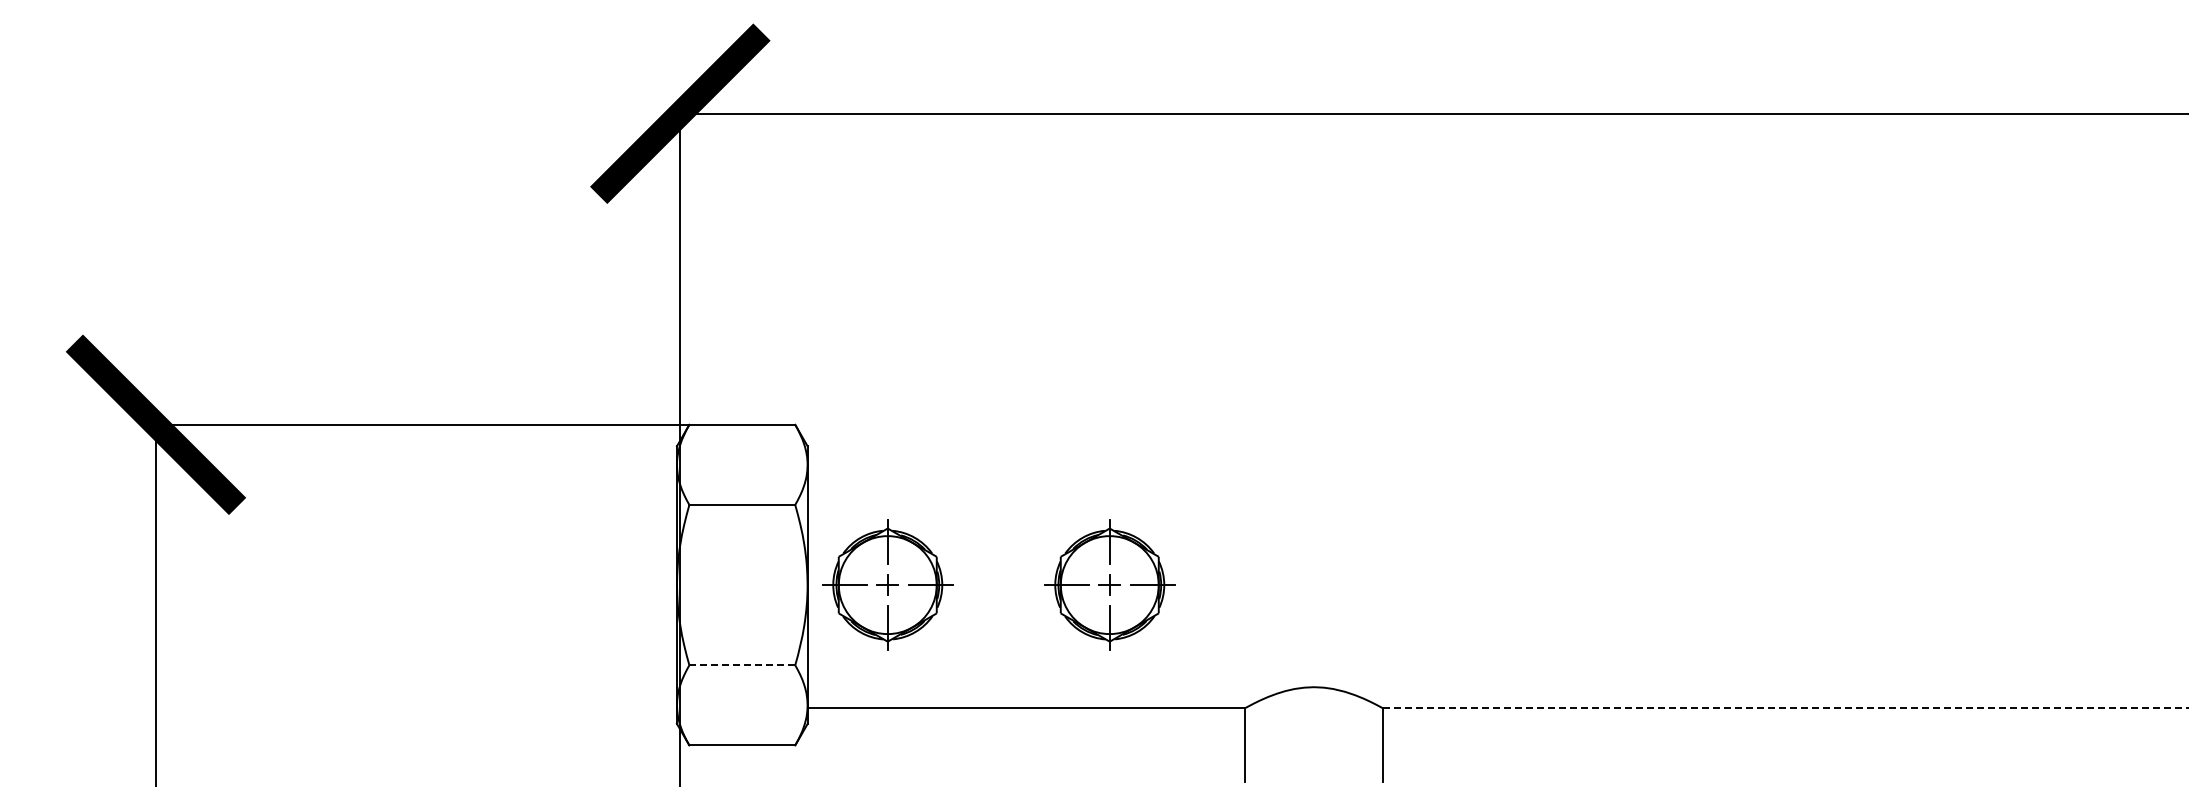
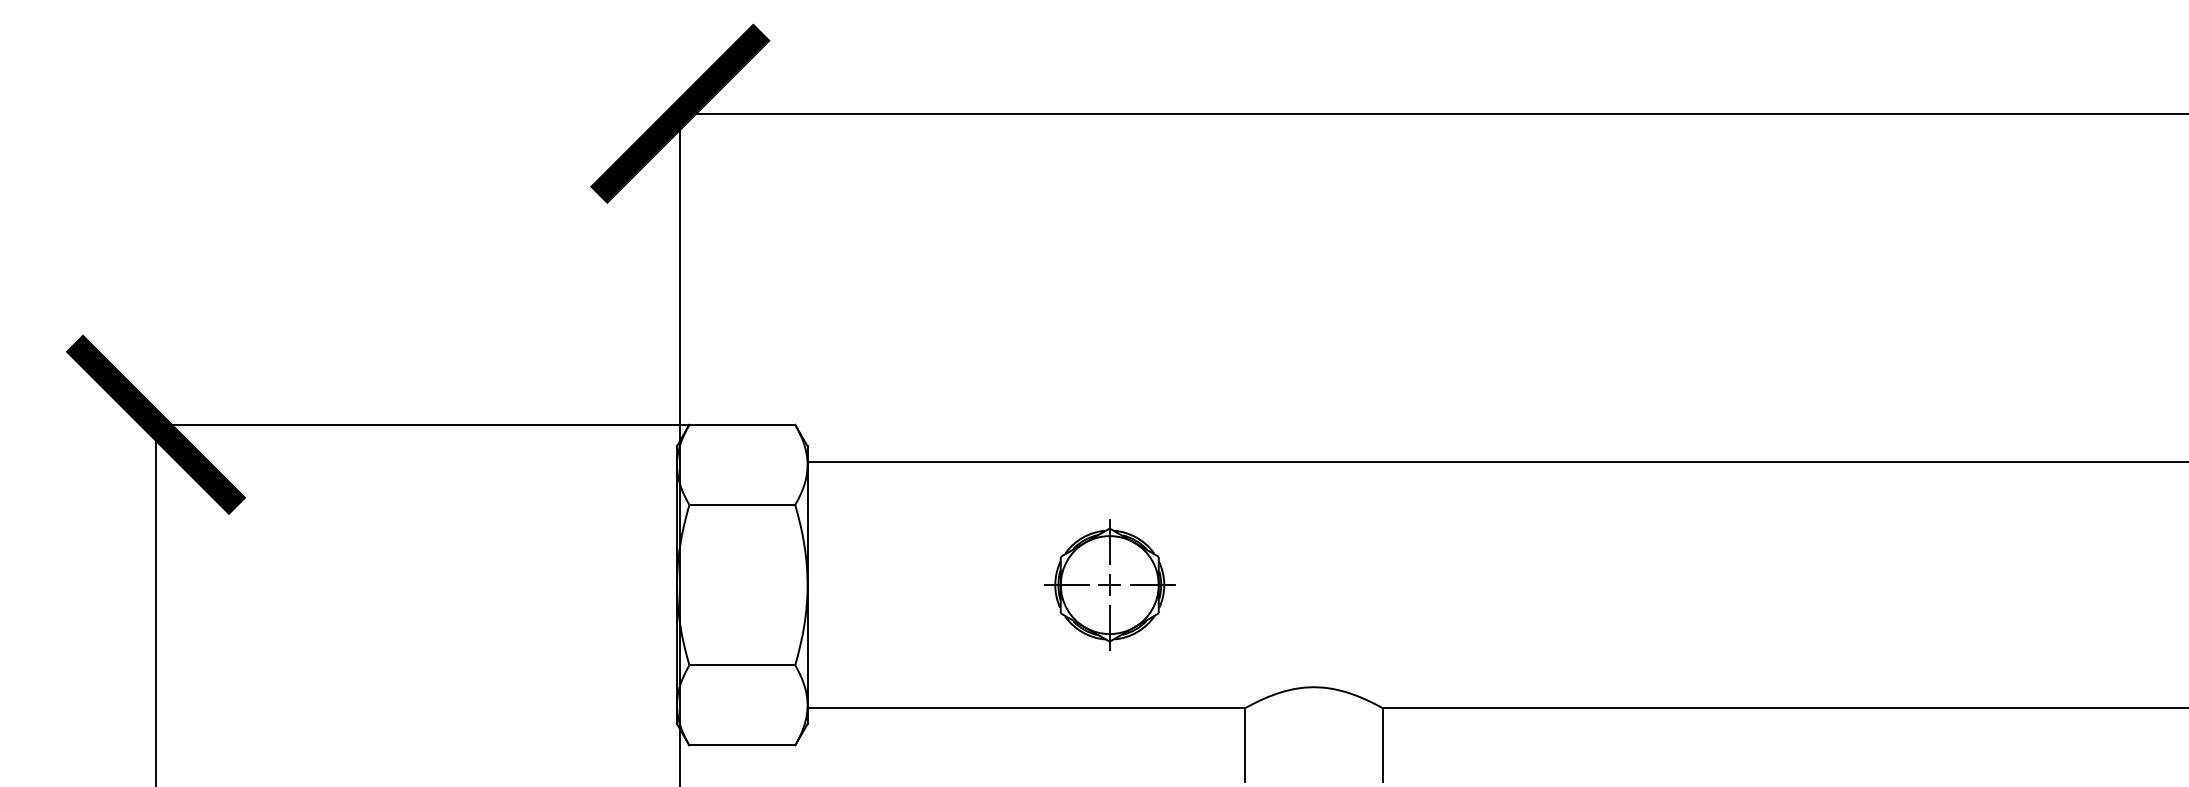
line: none -> present (1496, 462)
part: present -> none (887, 584)
line: dashed -> solid (742, 665)
line: dashed -> solid (1785, 708)
